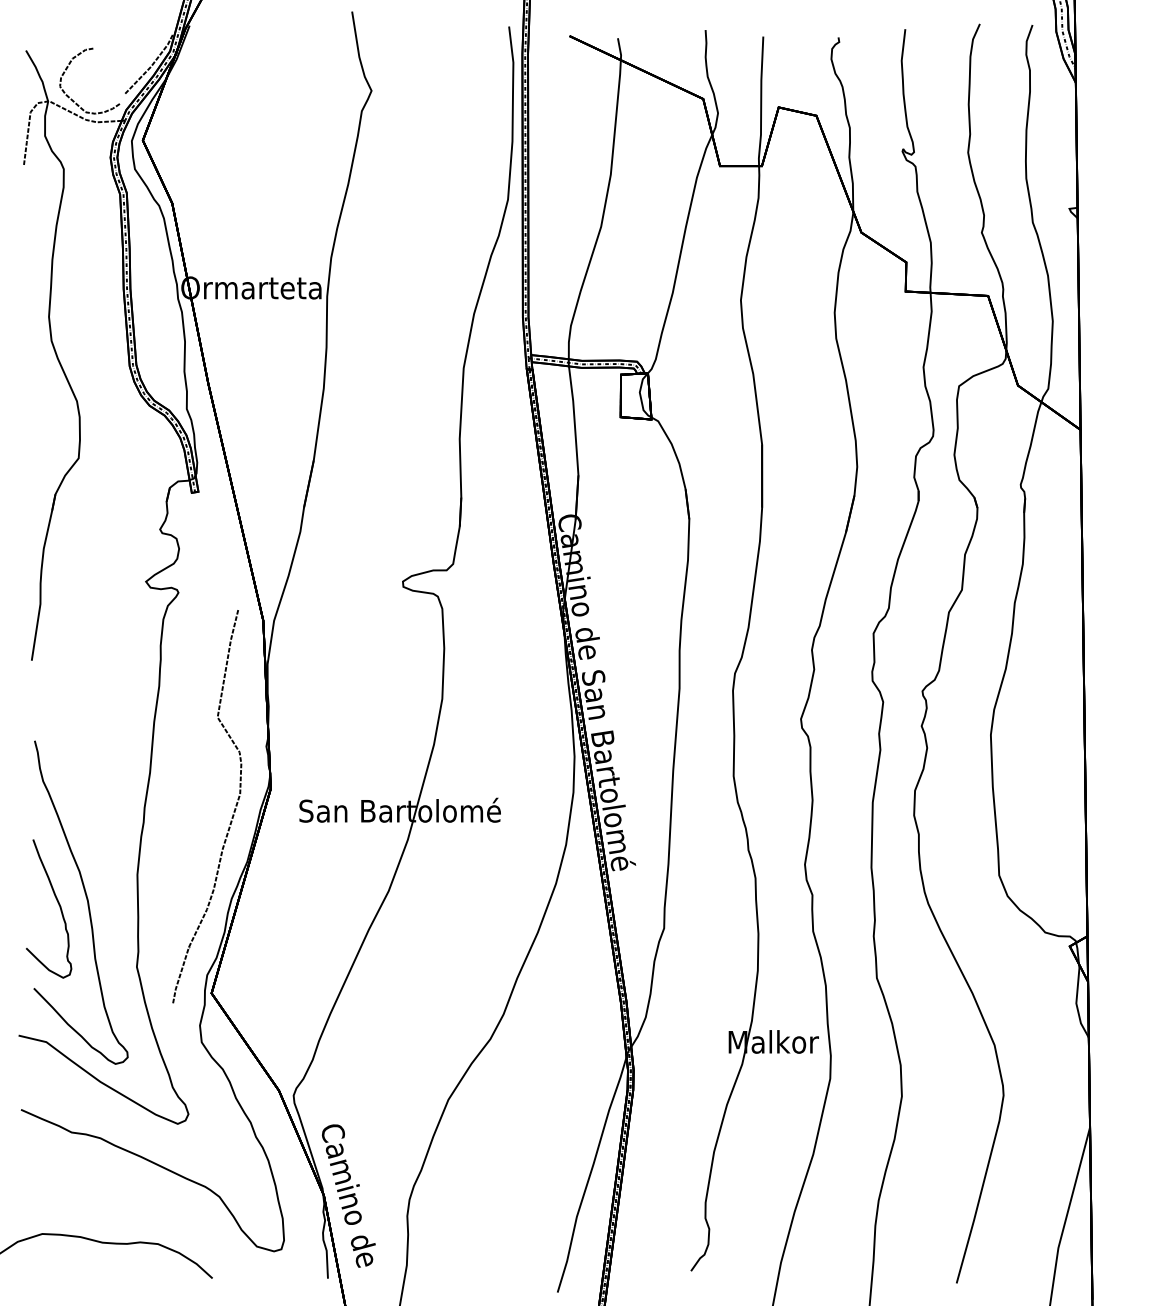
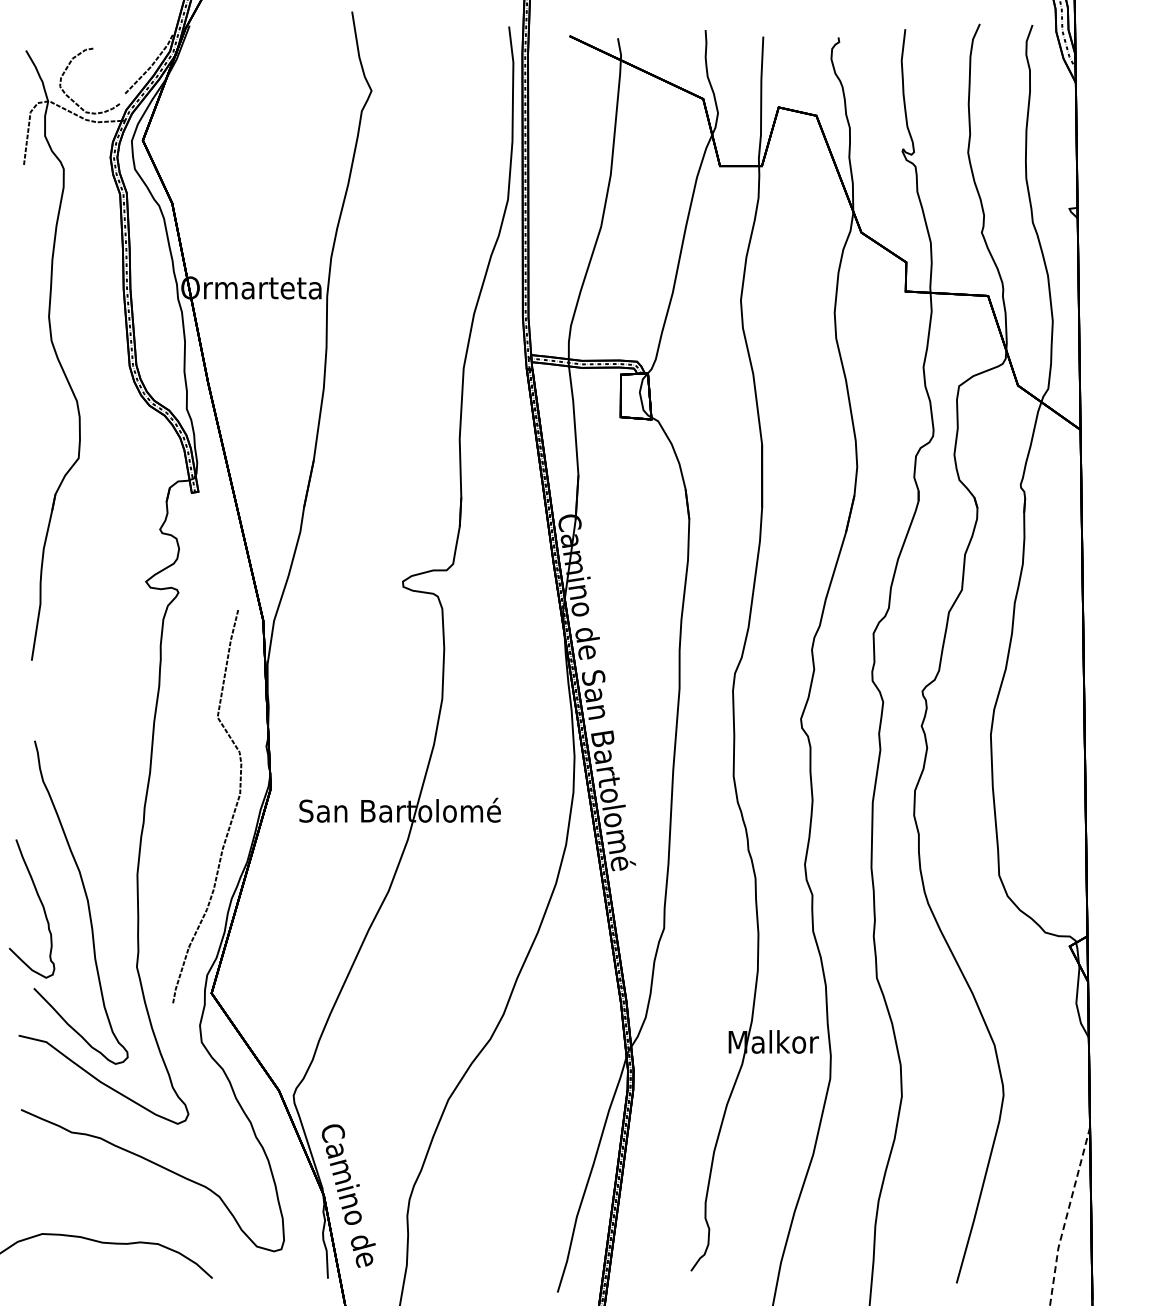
curve position: (58, 905) -> (41, 905) (41, 905)
line: solid -> dashed (1066, 1216)
